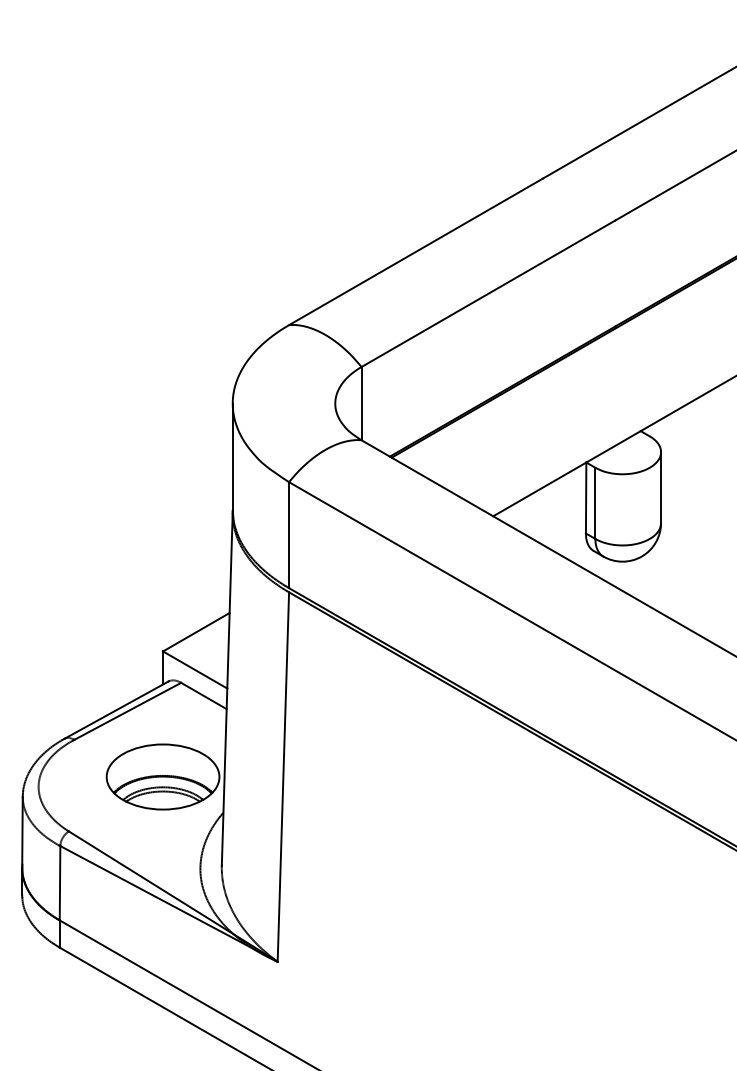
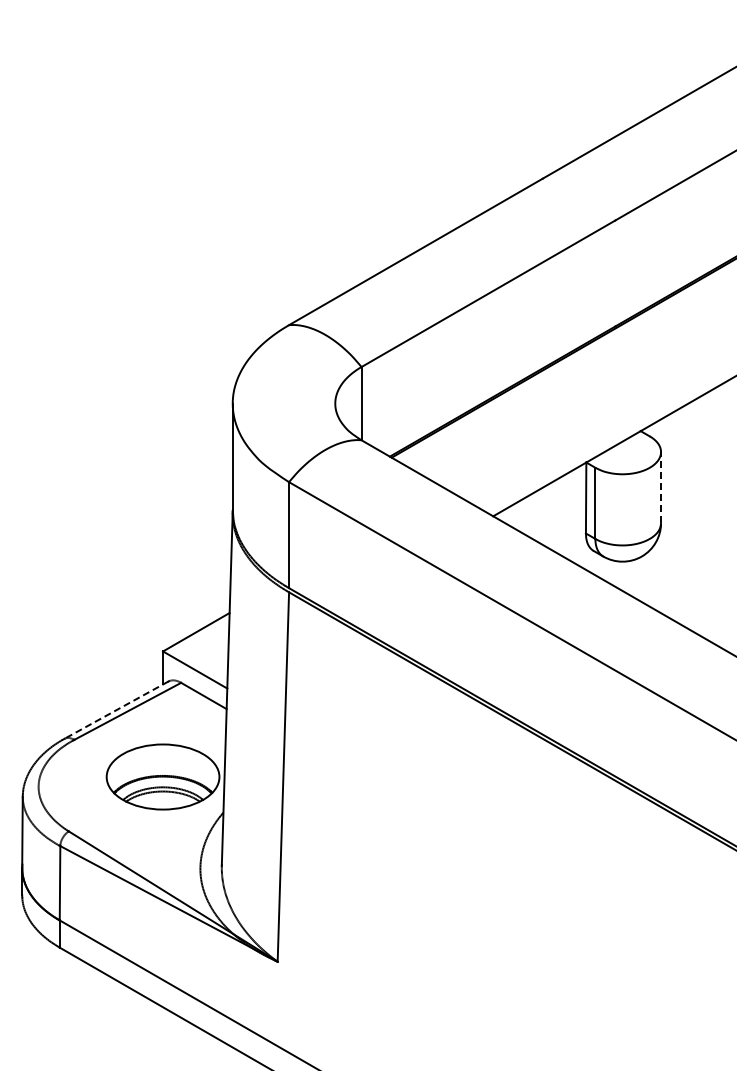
line: solid -> dashed (661, 487)
line: solid -> dashed (116, 710)
